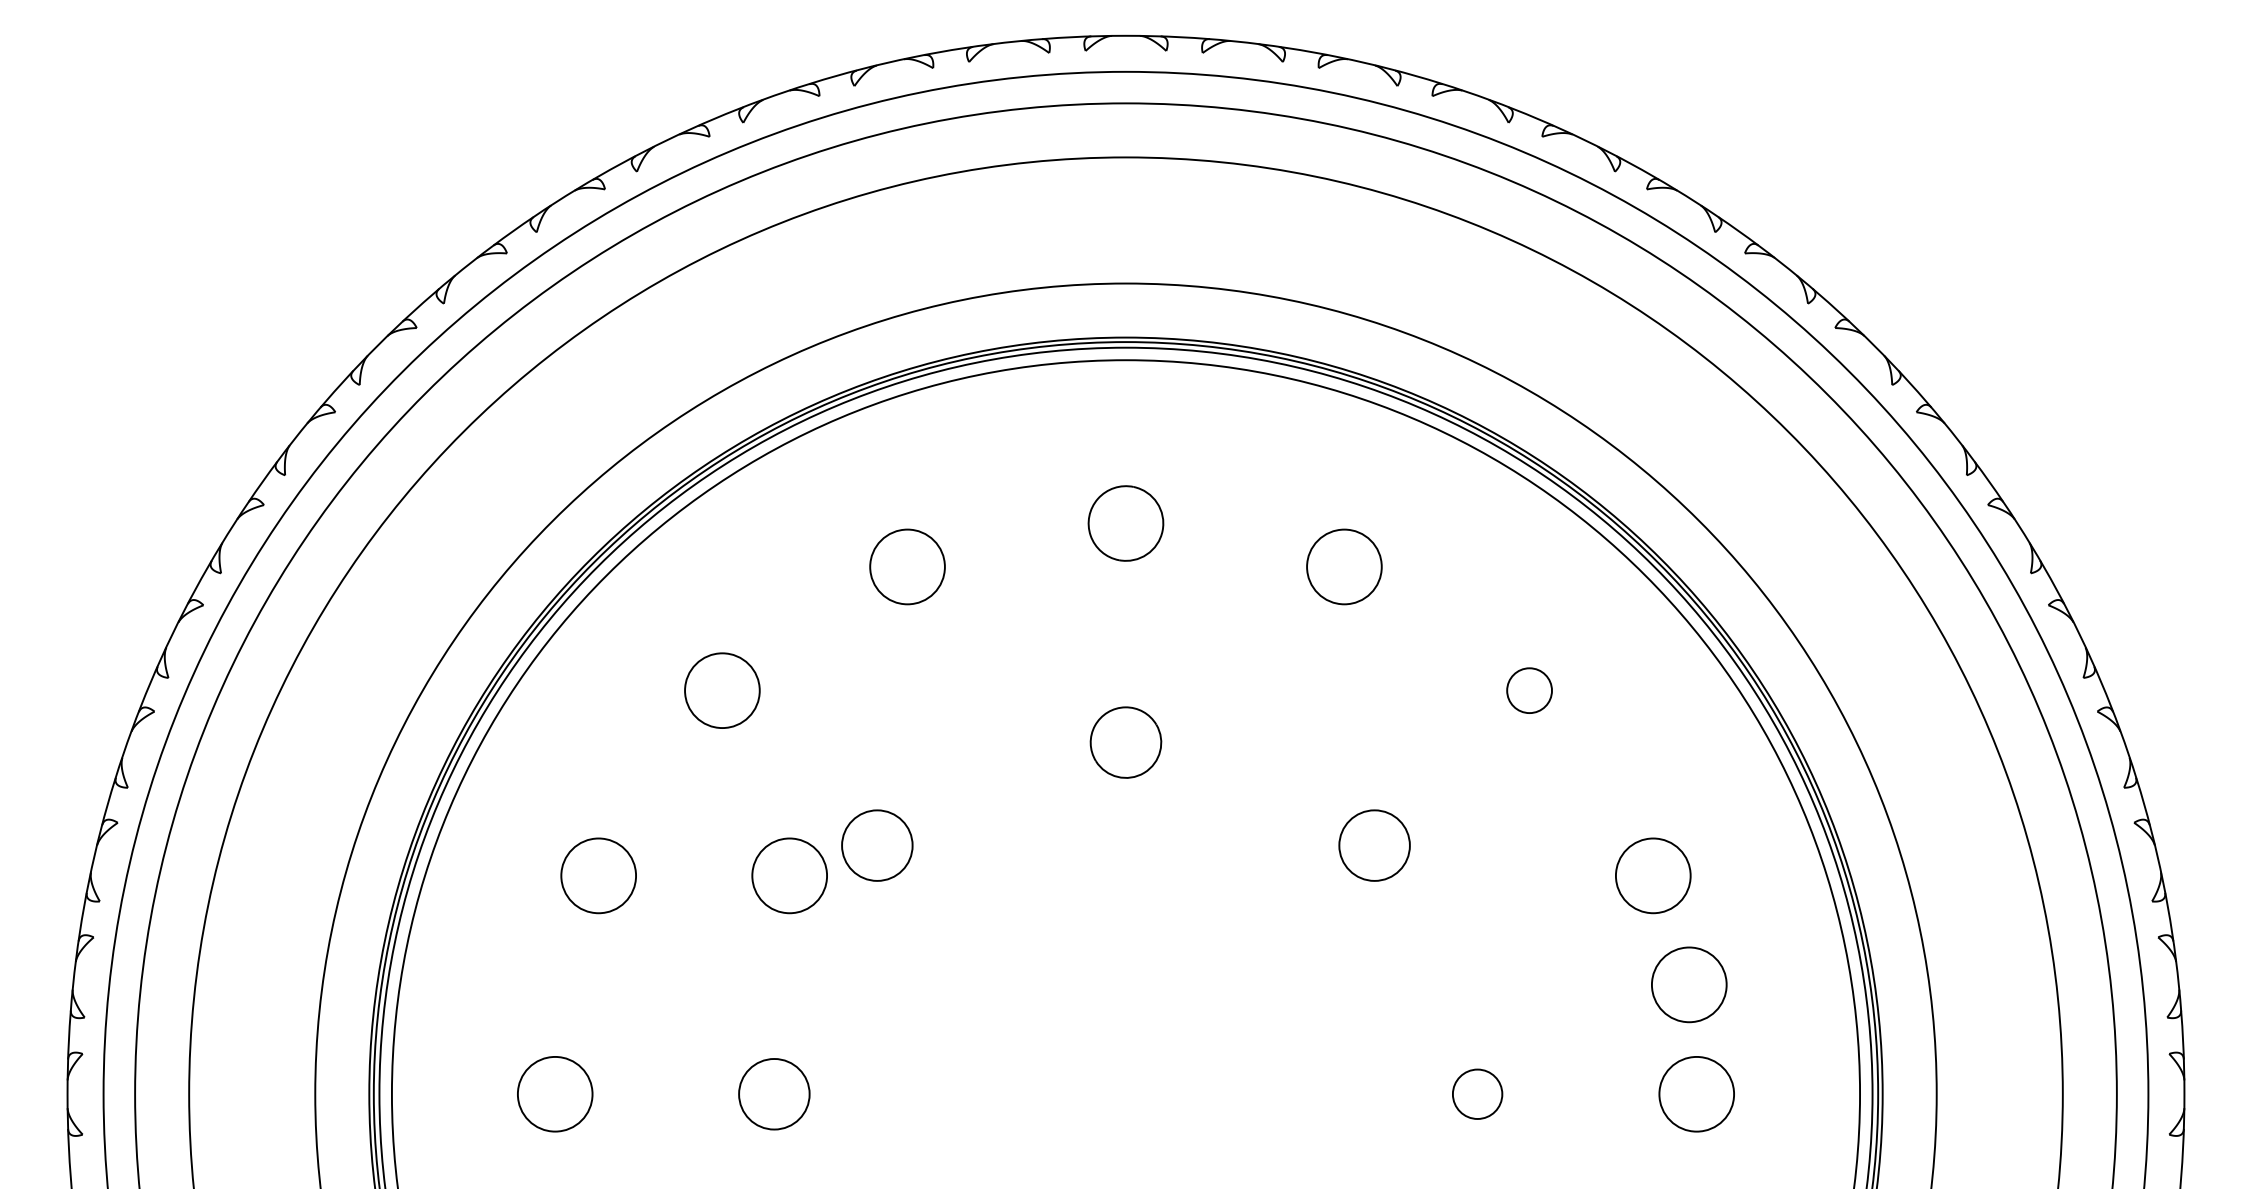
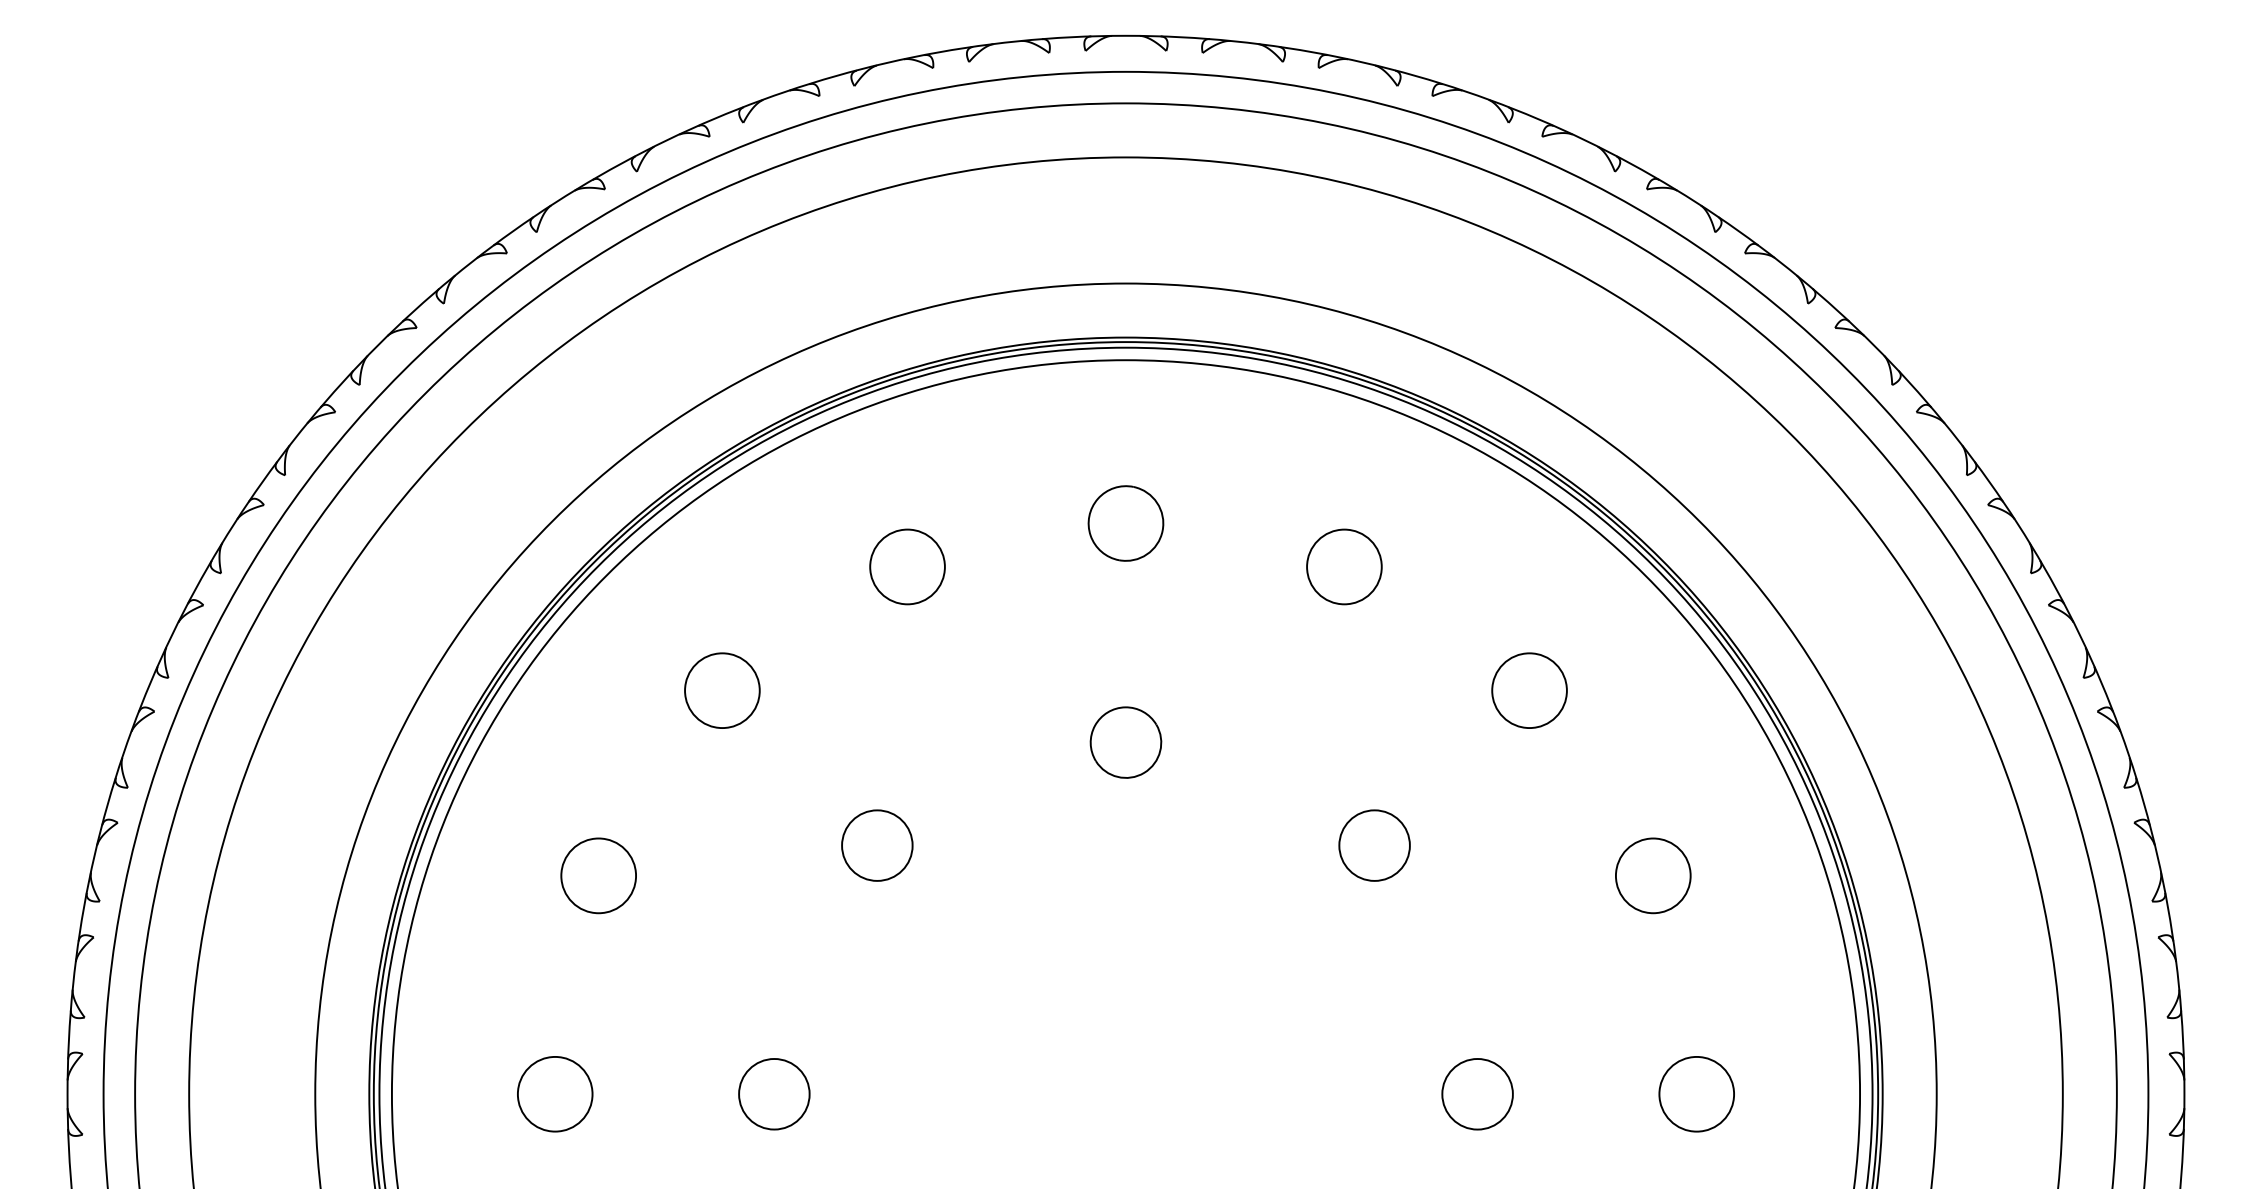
circle diameter: 45 px -> 75 px (1529, 690)
circle: present -> none (789, 875)
circle: present -> none (1689, 984)
circle diameter: 49 px -> 71 px (1477, 1093)
